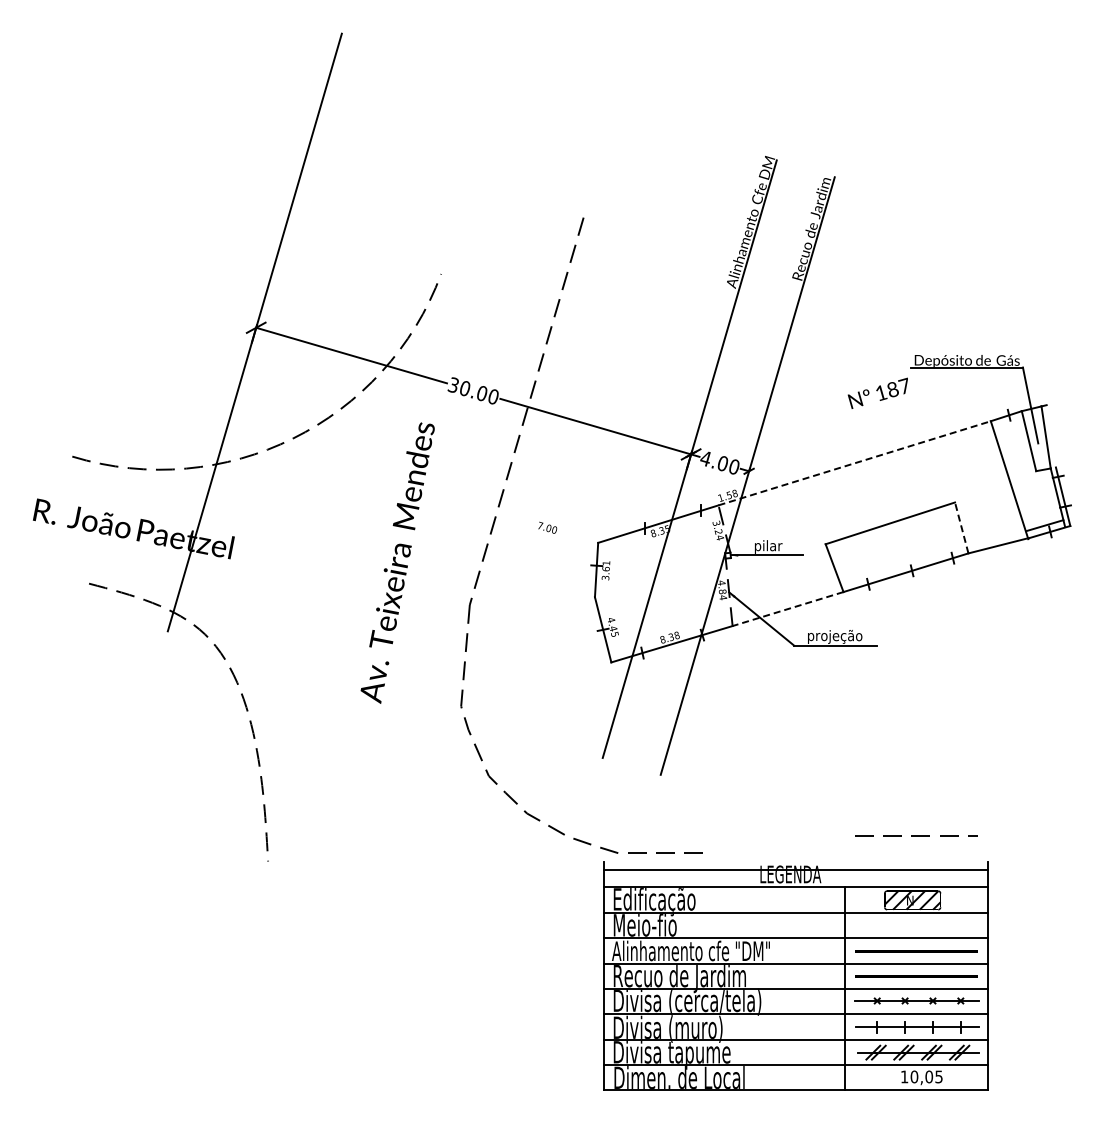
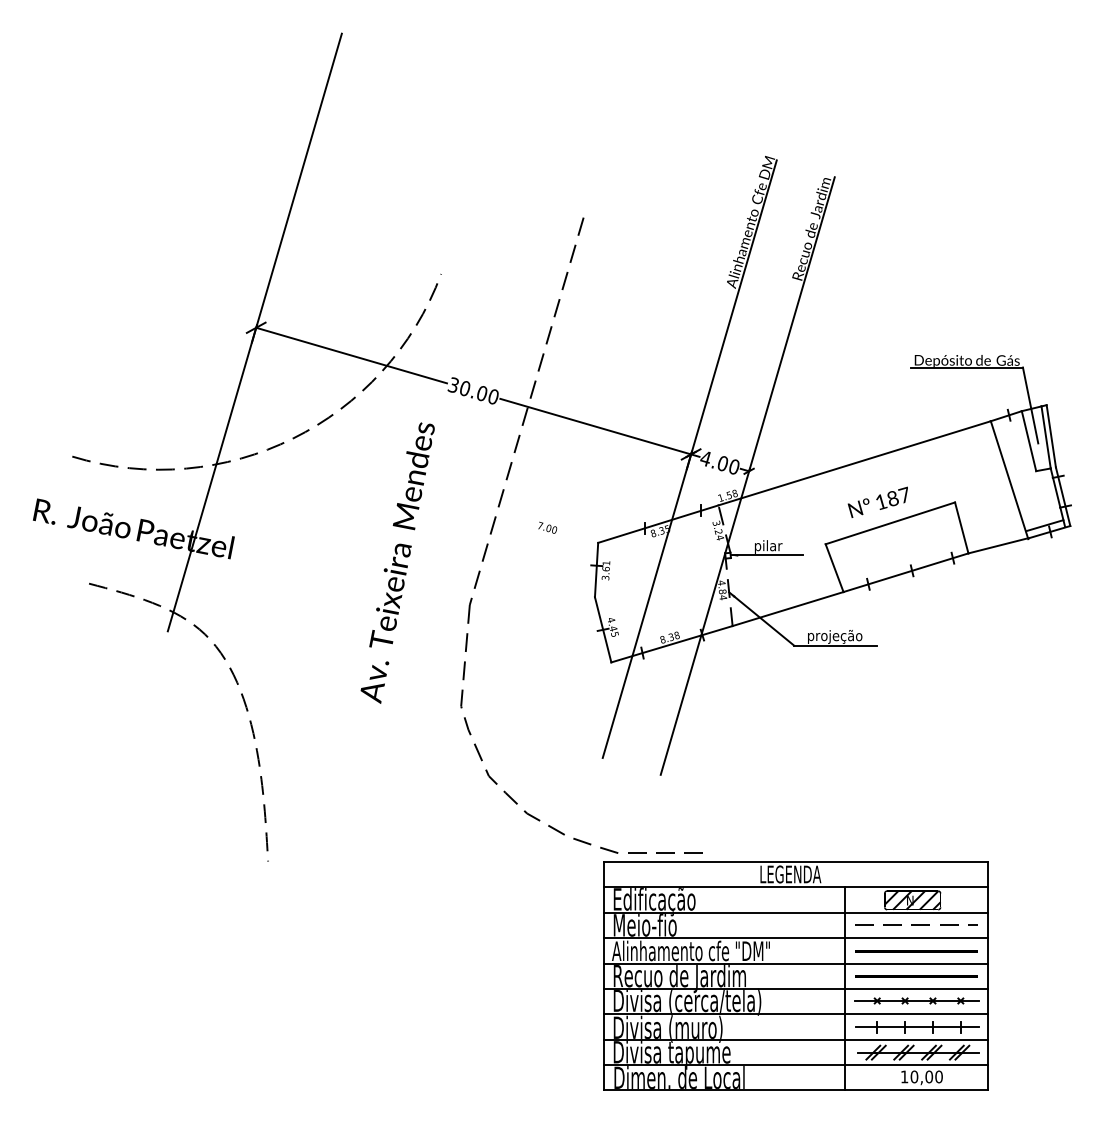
text position: (877, 392) -> (877, 501) (877, 501)
line: none -> present (1050, 436)
line: dashed -> solid (854, 463)
line: dashed -> solid (961, 527)
line: dashed -> solid (787, 609)
line position: (916, 835) -> (916, 924) (916, 924)
line position: (796, 870) -> (796, 862) (796, 862)
text: 10,05 -> 10,00 (938, 1076)
